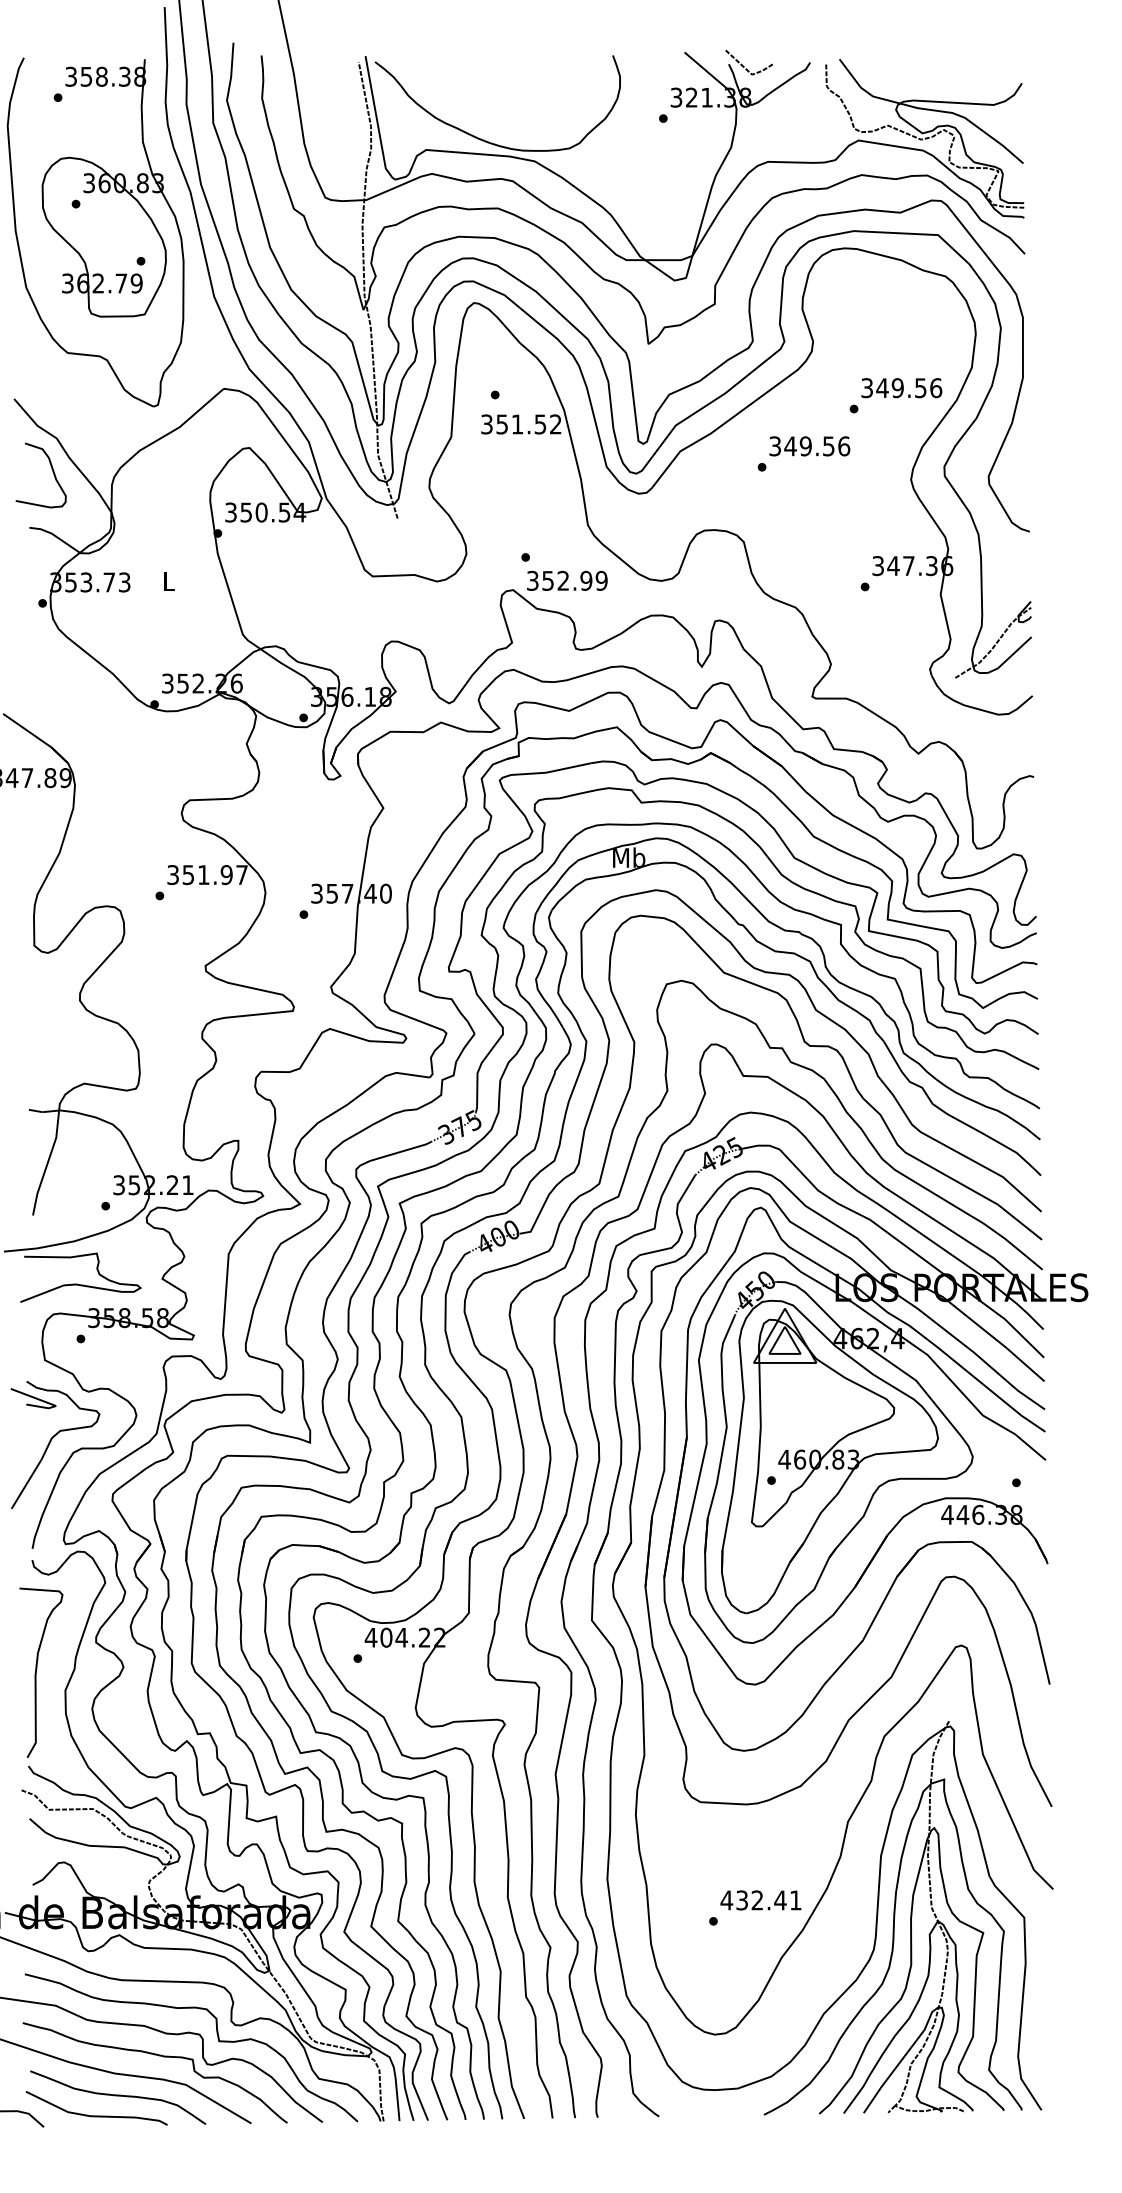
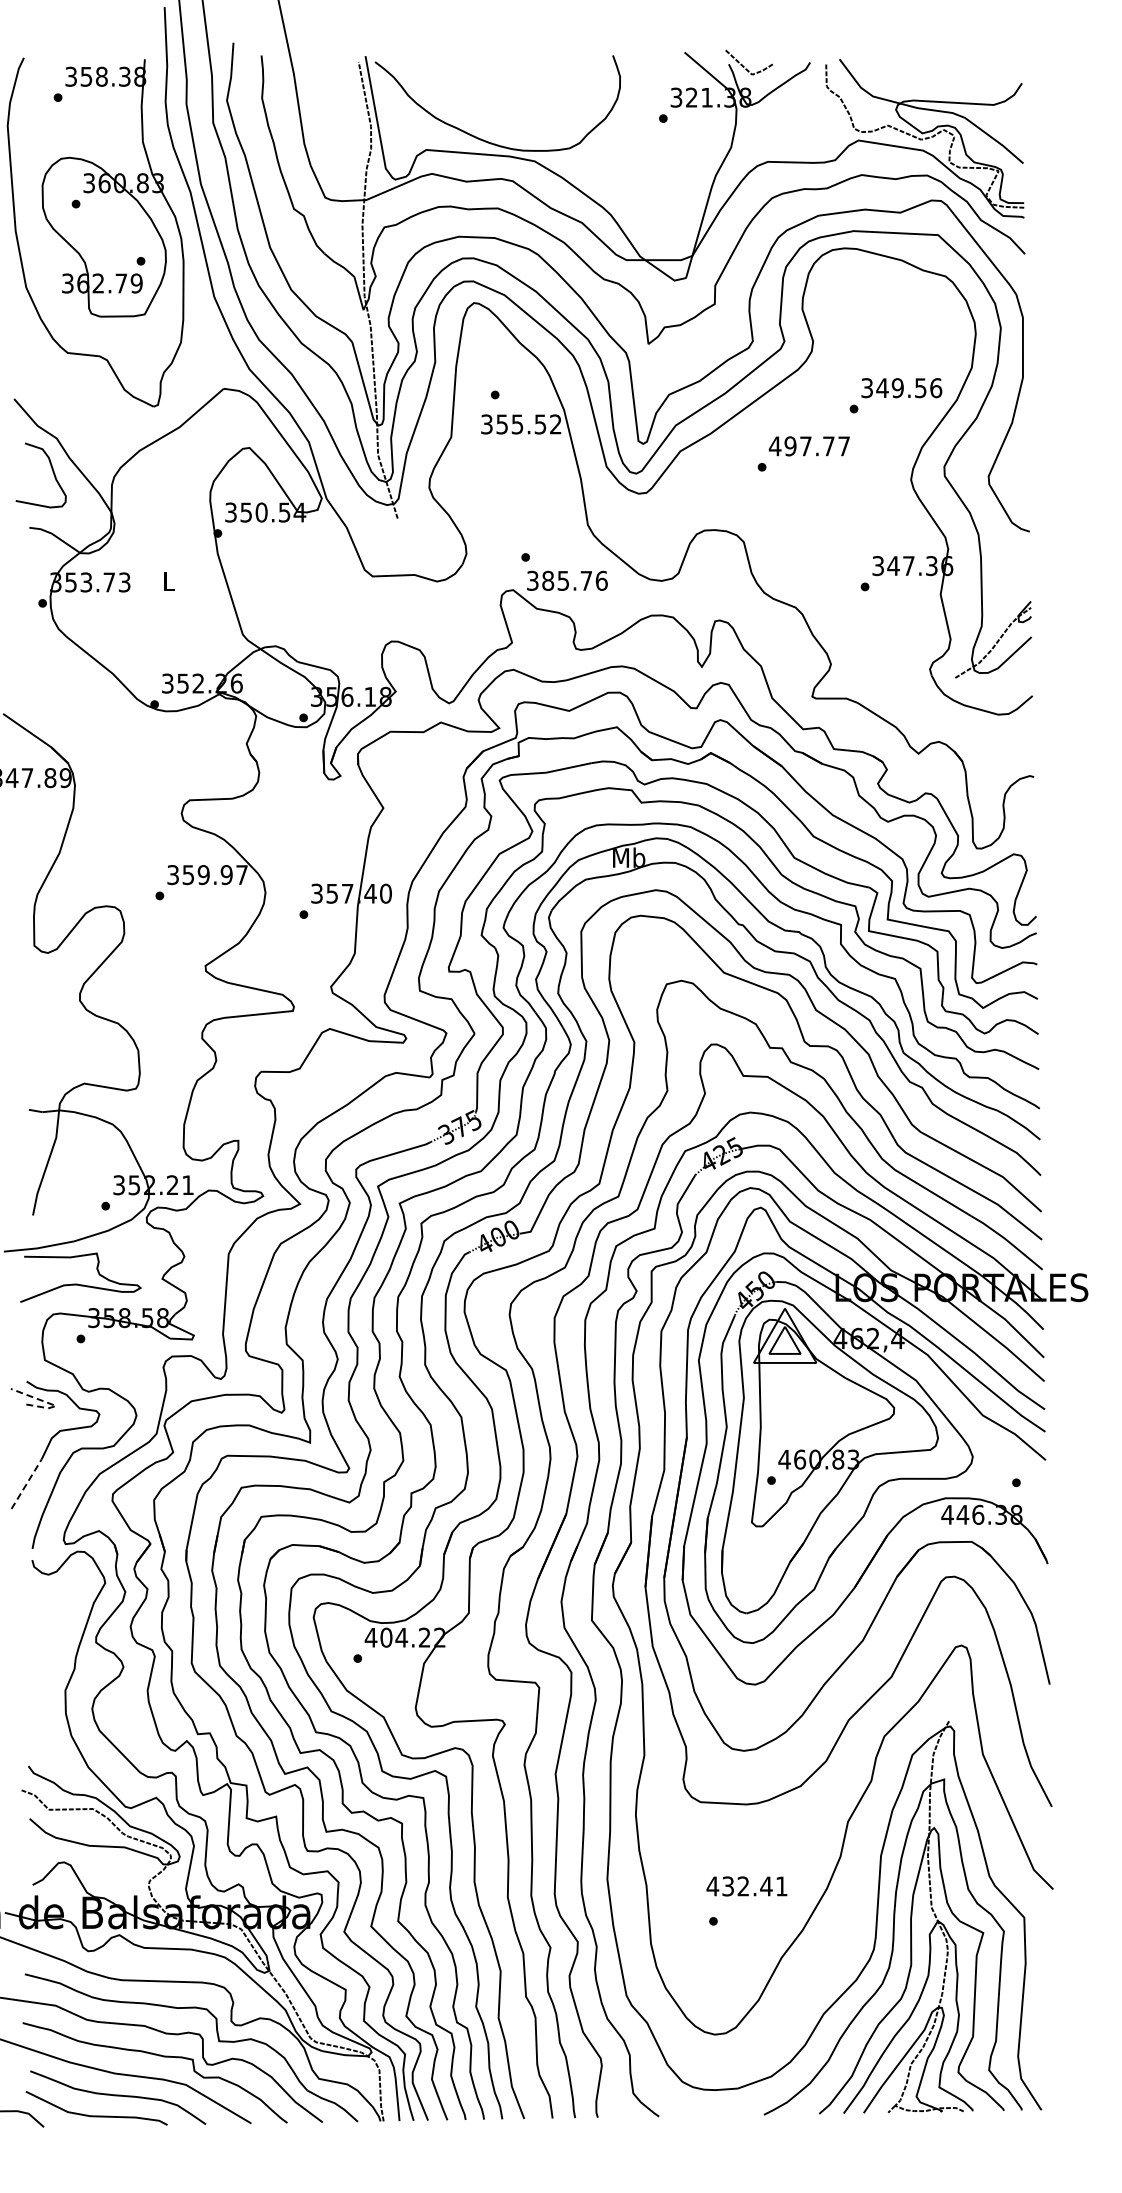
text: 351.52 -> 355.52 (517, 424)
text: 349.56 -> 497.77 (809, 446)
text: 352.99 -> 385.76 (574, 580)
text: 351.97 -> 359.97 (203, 875)
line: solid -> dashed (48, 1403)
line: solid -> dashed (26, 1484)
curve: present -> none (37, 1669)
text position: (760, 1900) -> (746, 1886) (746, 1886)
